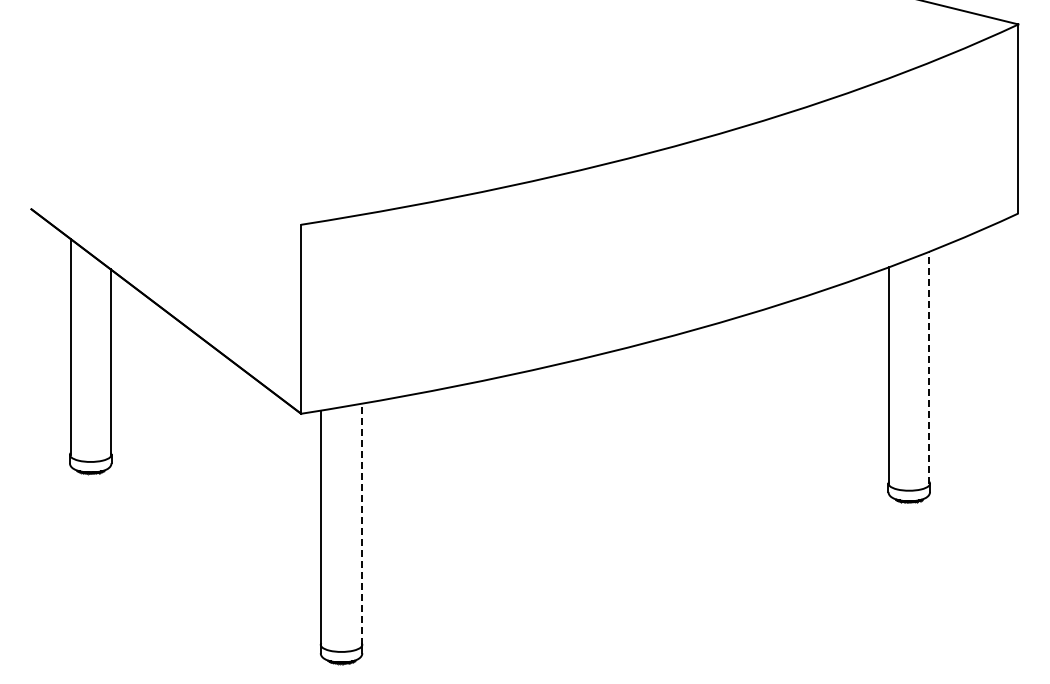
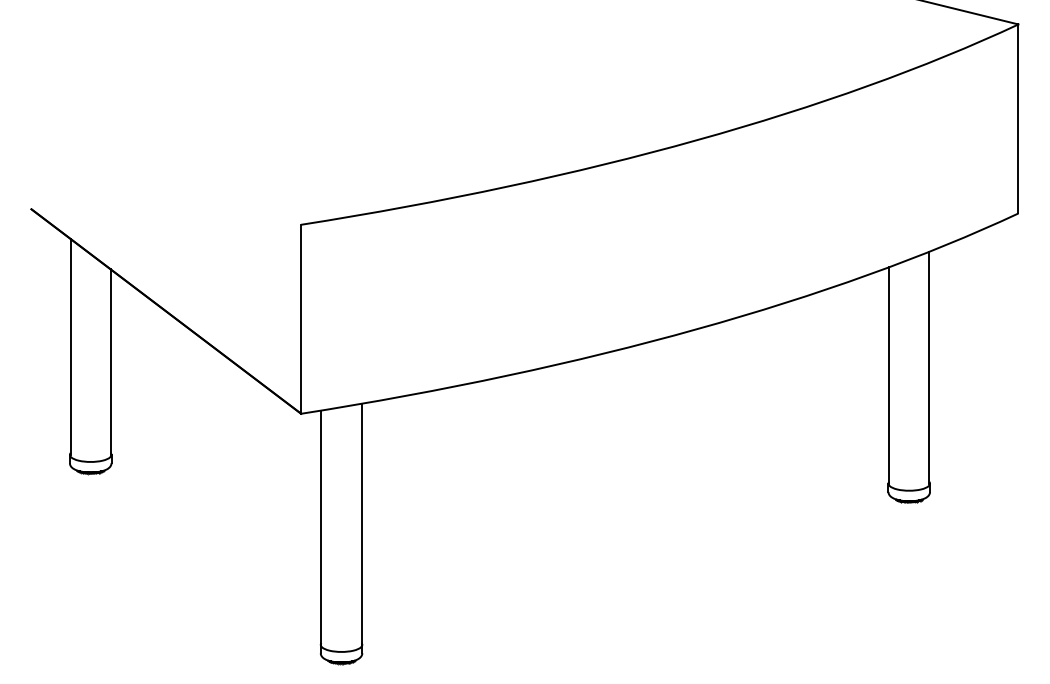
line: dashed -> solid (929, 367)
line: dashed -> solid (361, 524)
